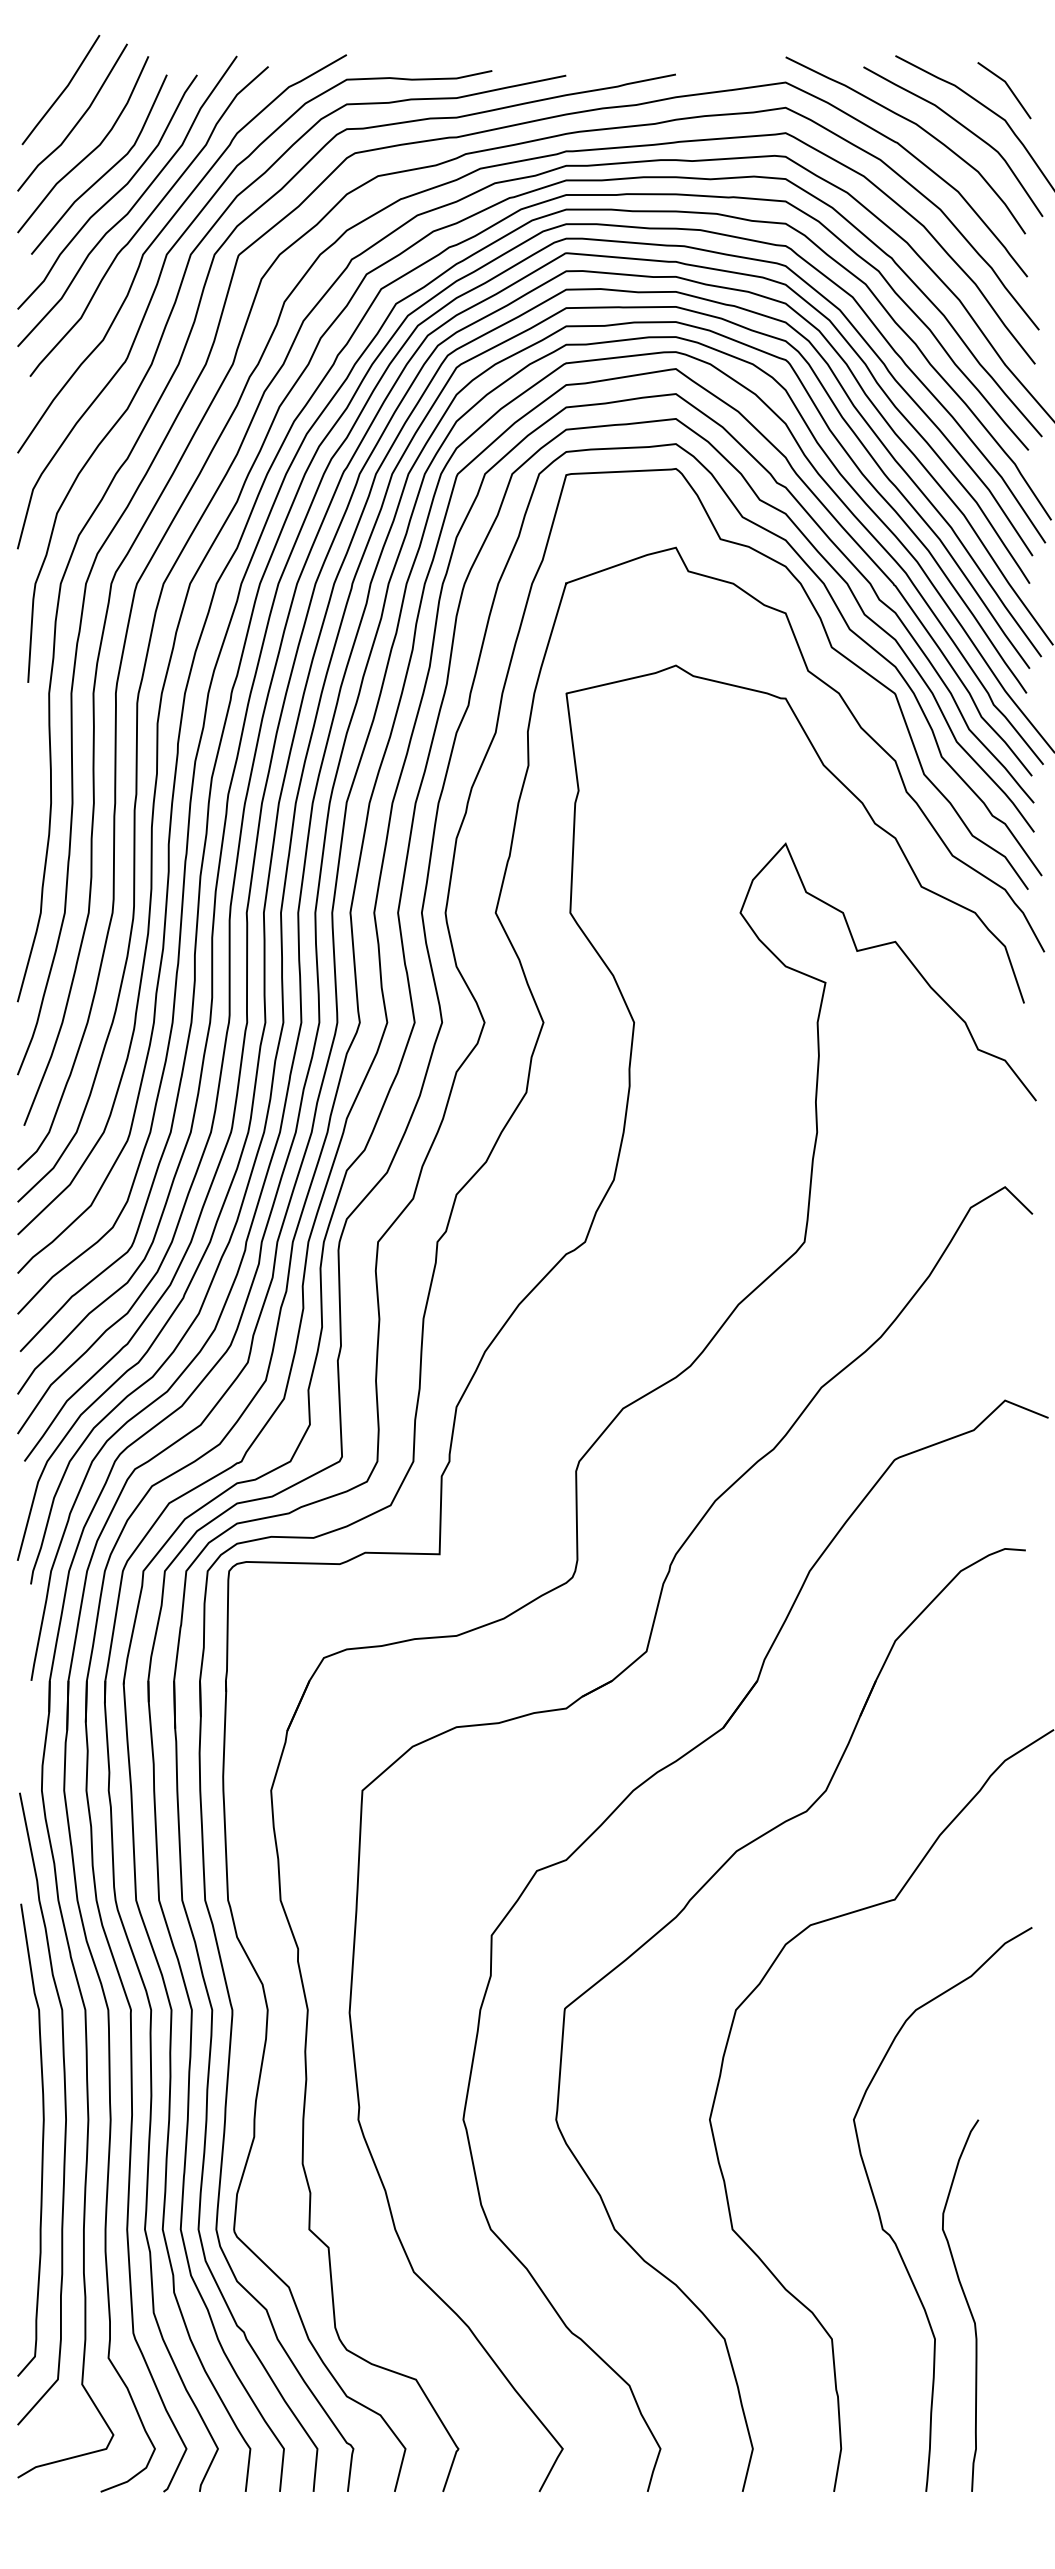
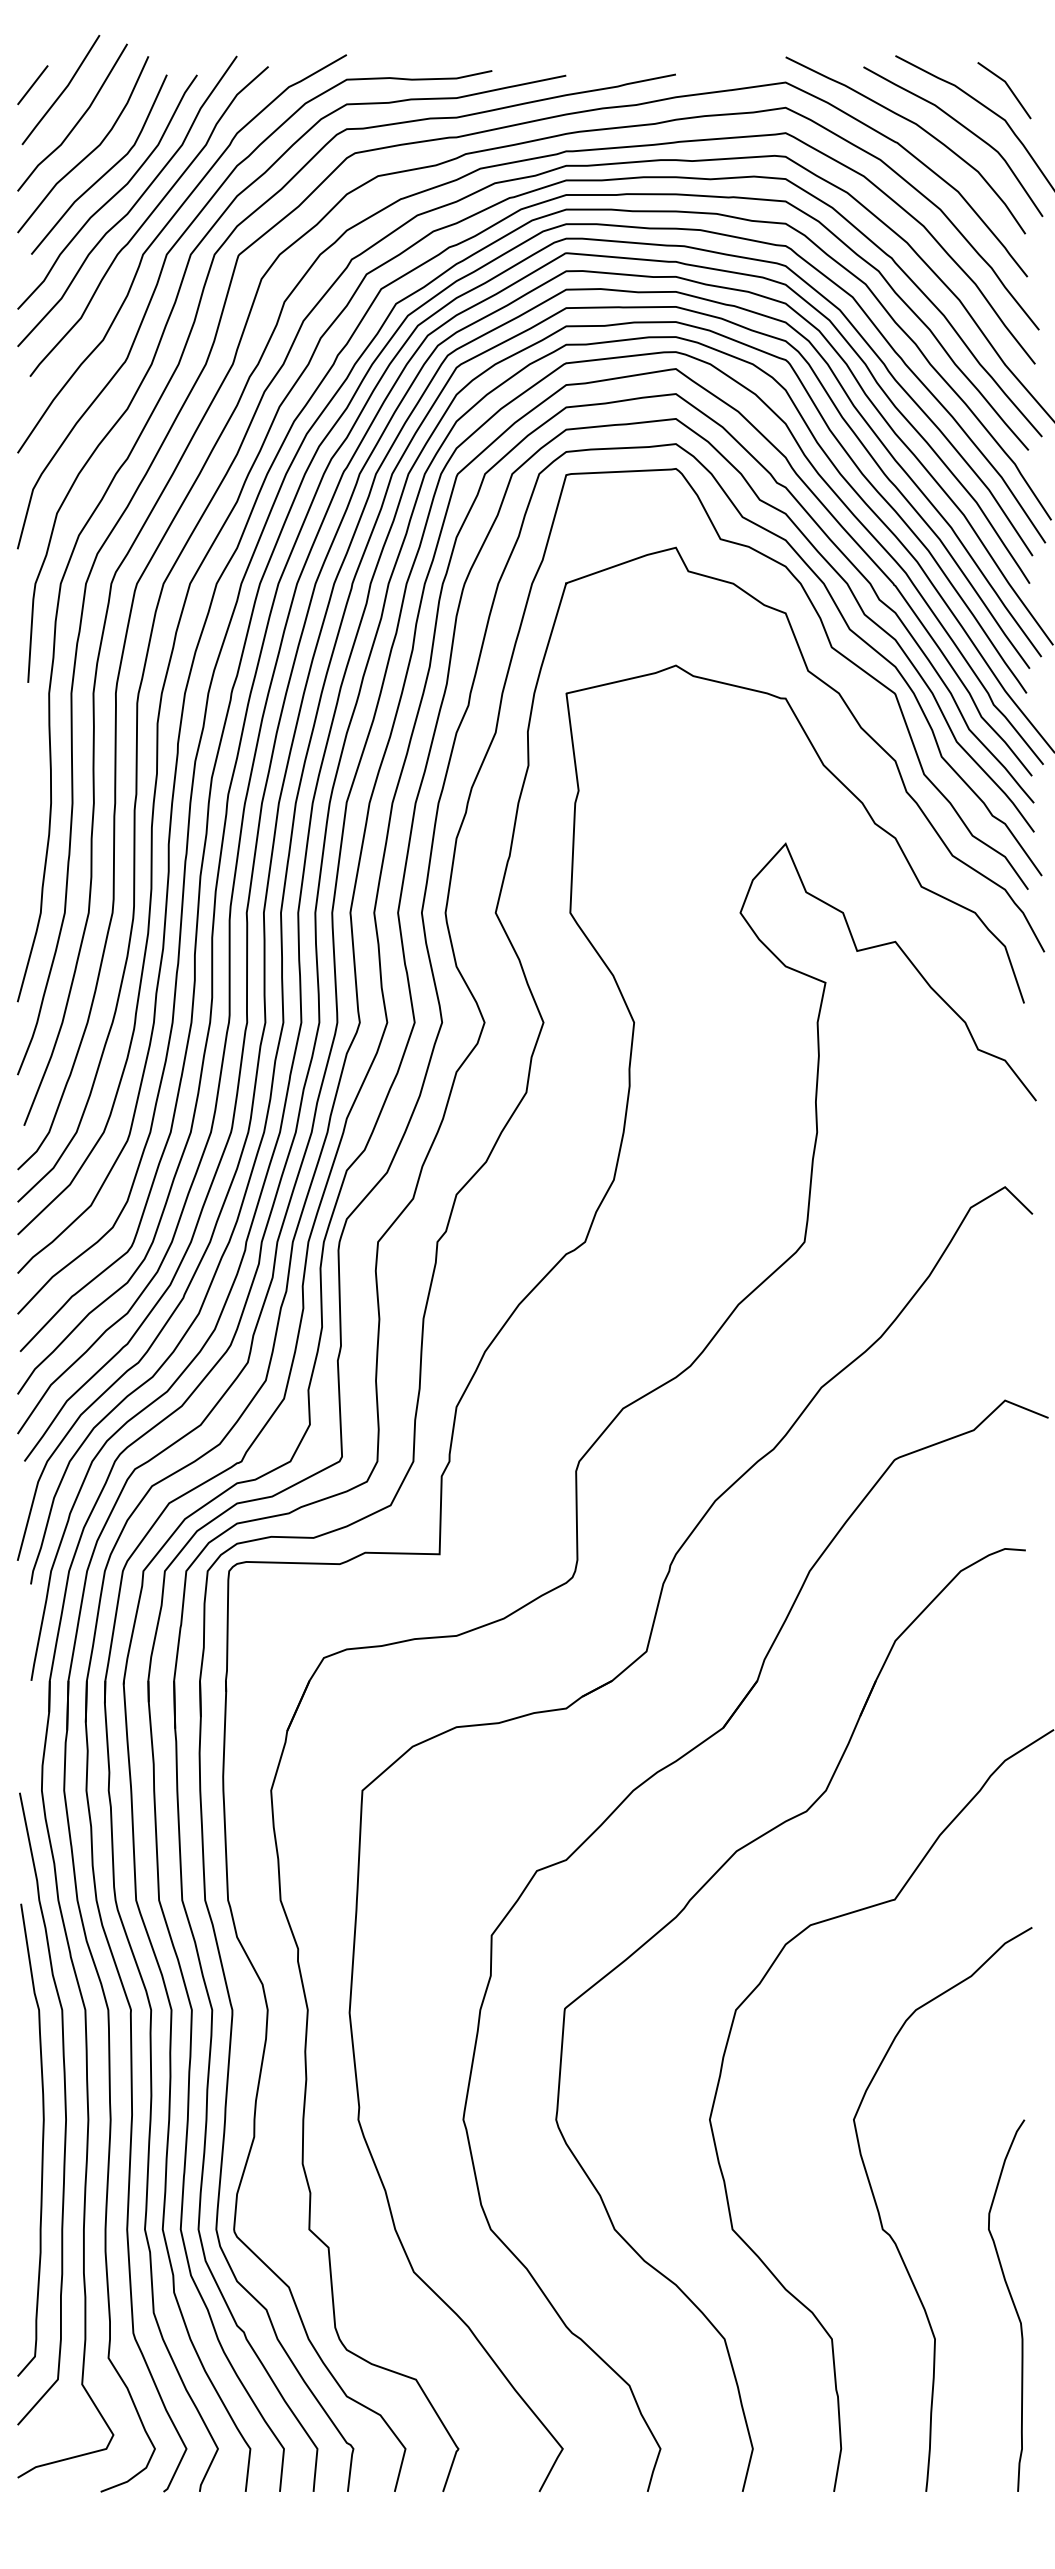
line: none -> present (32, 85)
curve position: (966, 2303) -> (1012, 2303) (1012, 2303)
